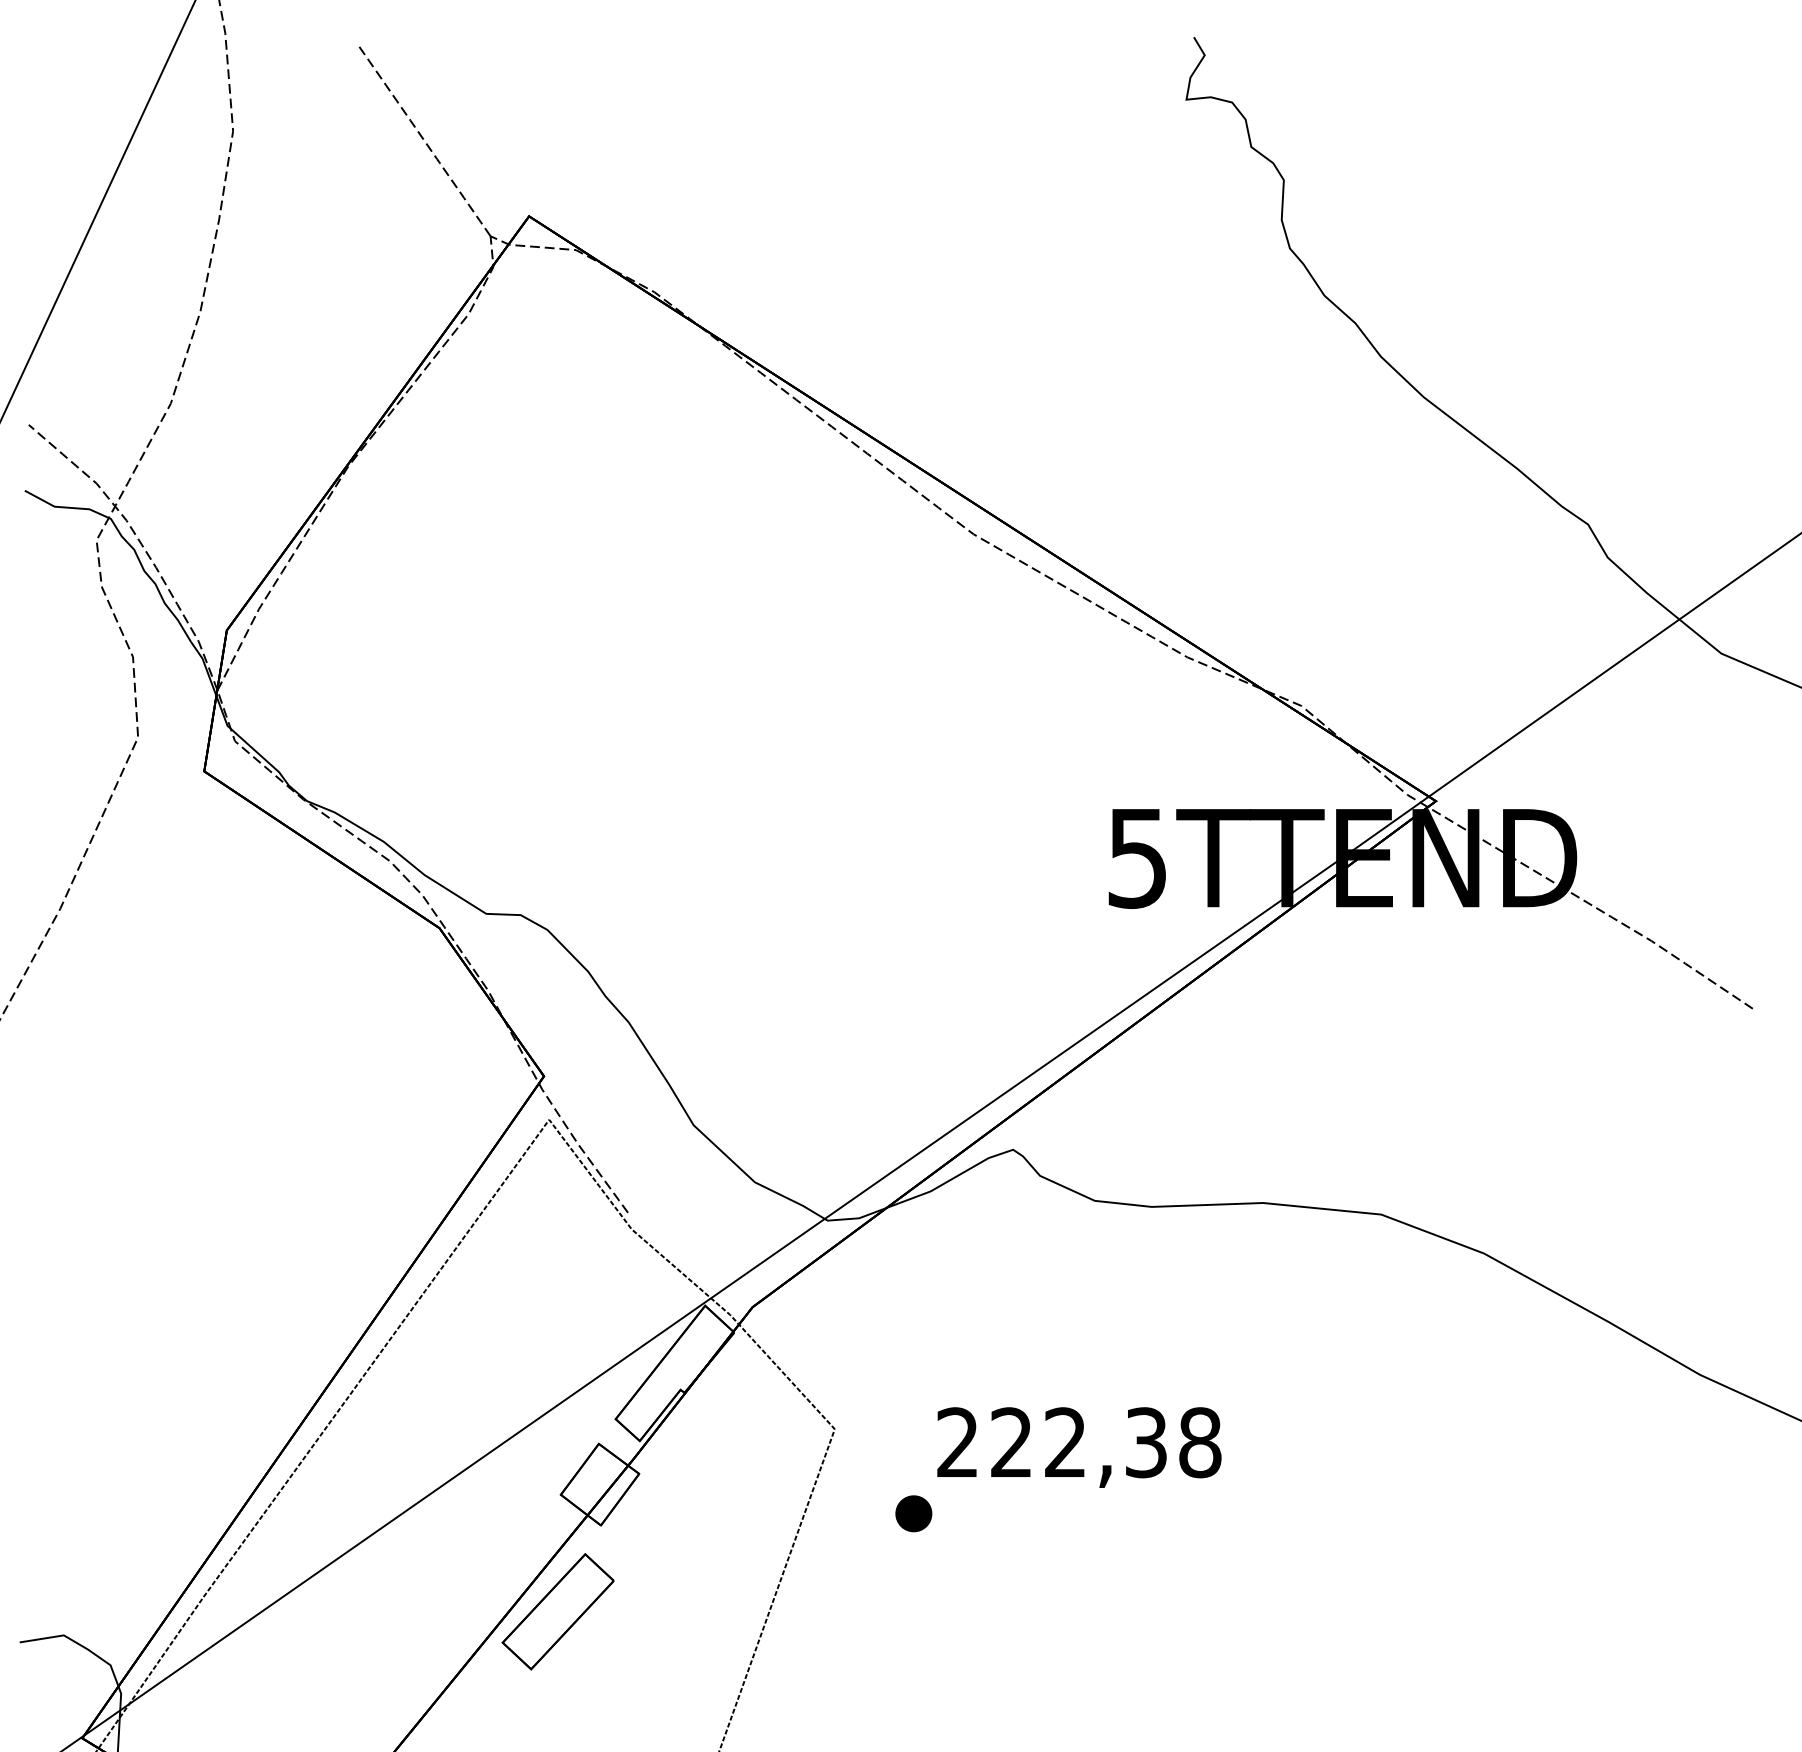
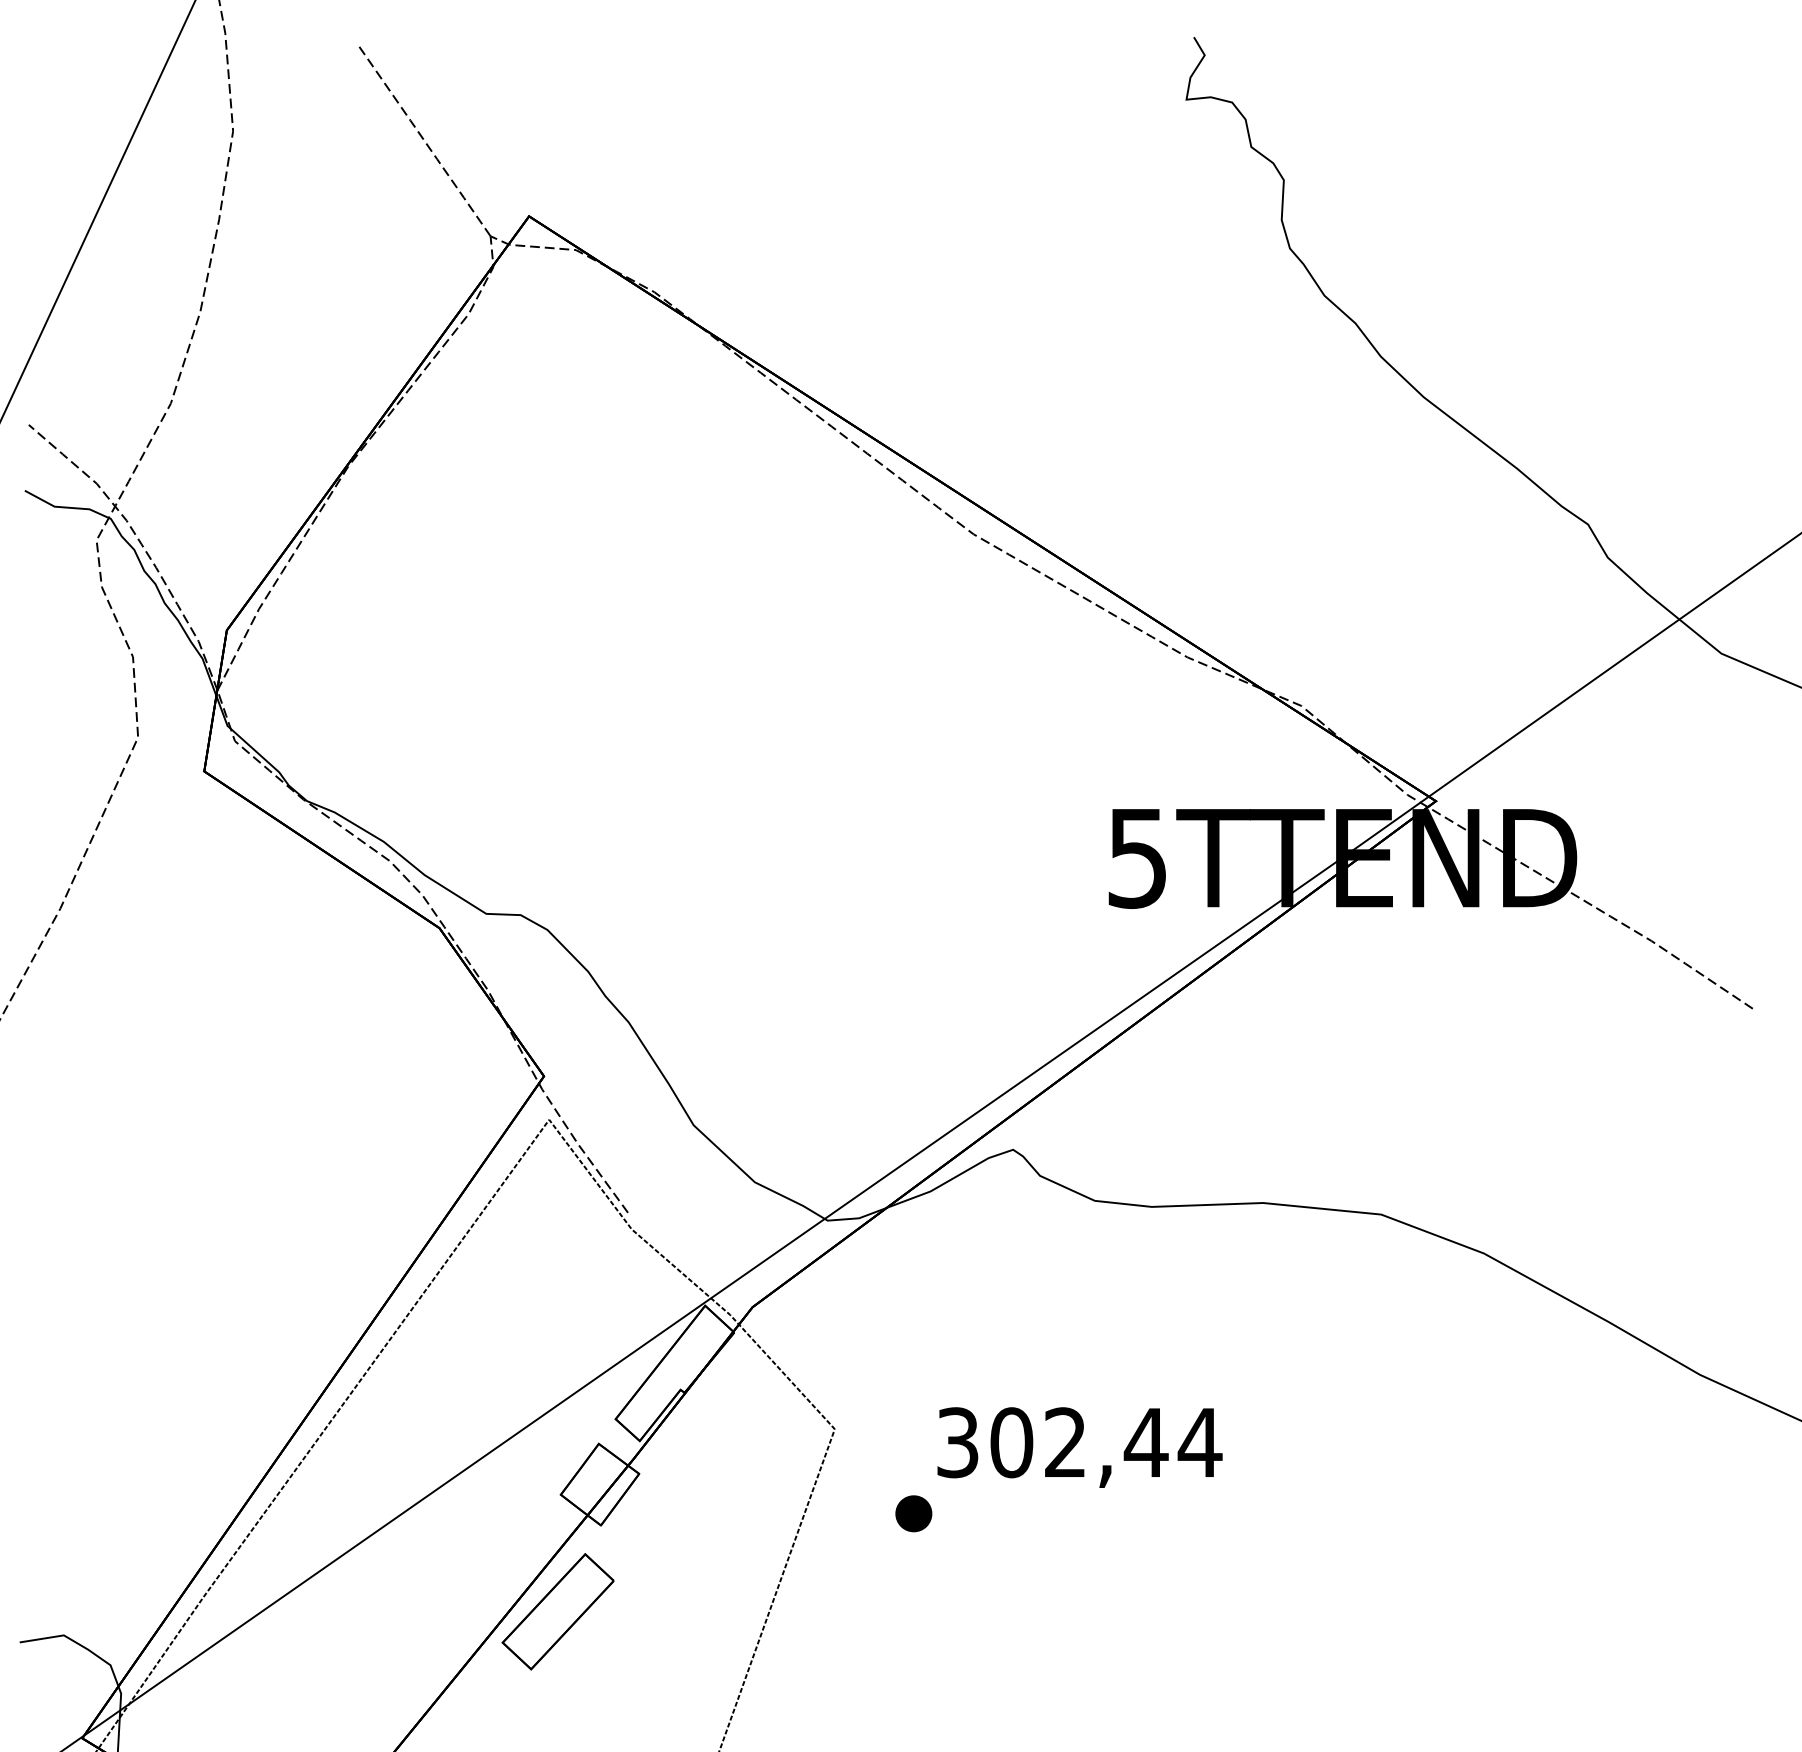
text: 222,38 -> 302,44 (1079, 1442)
